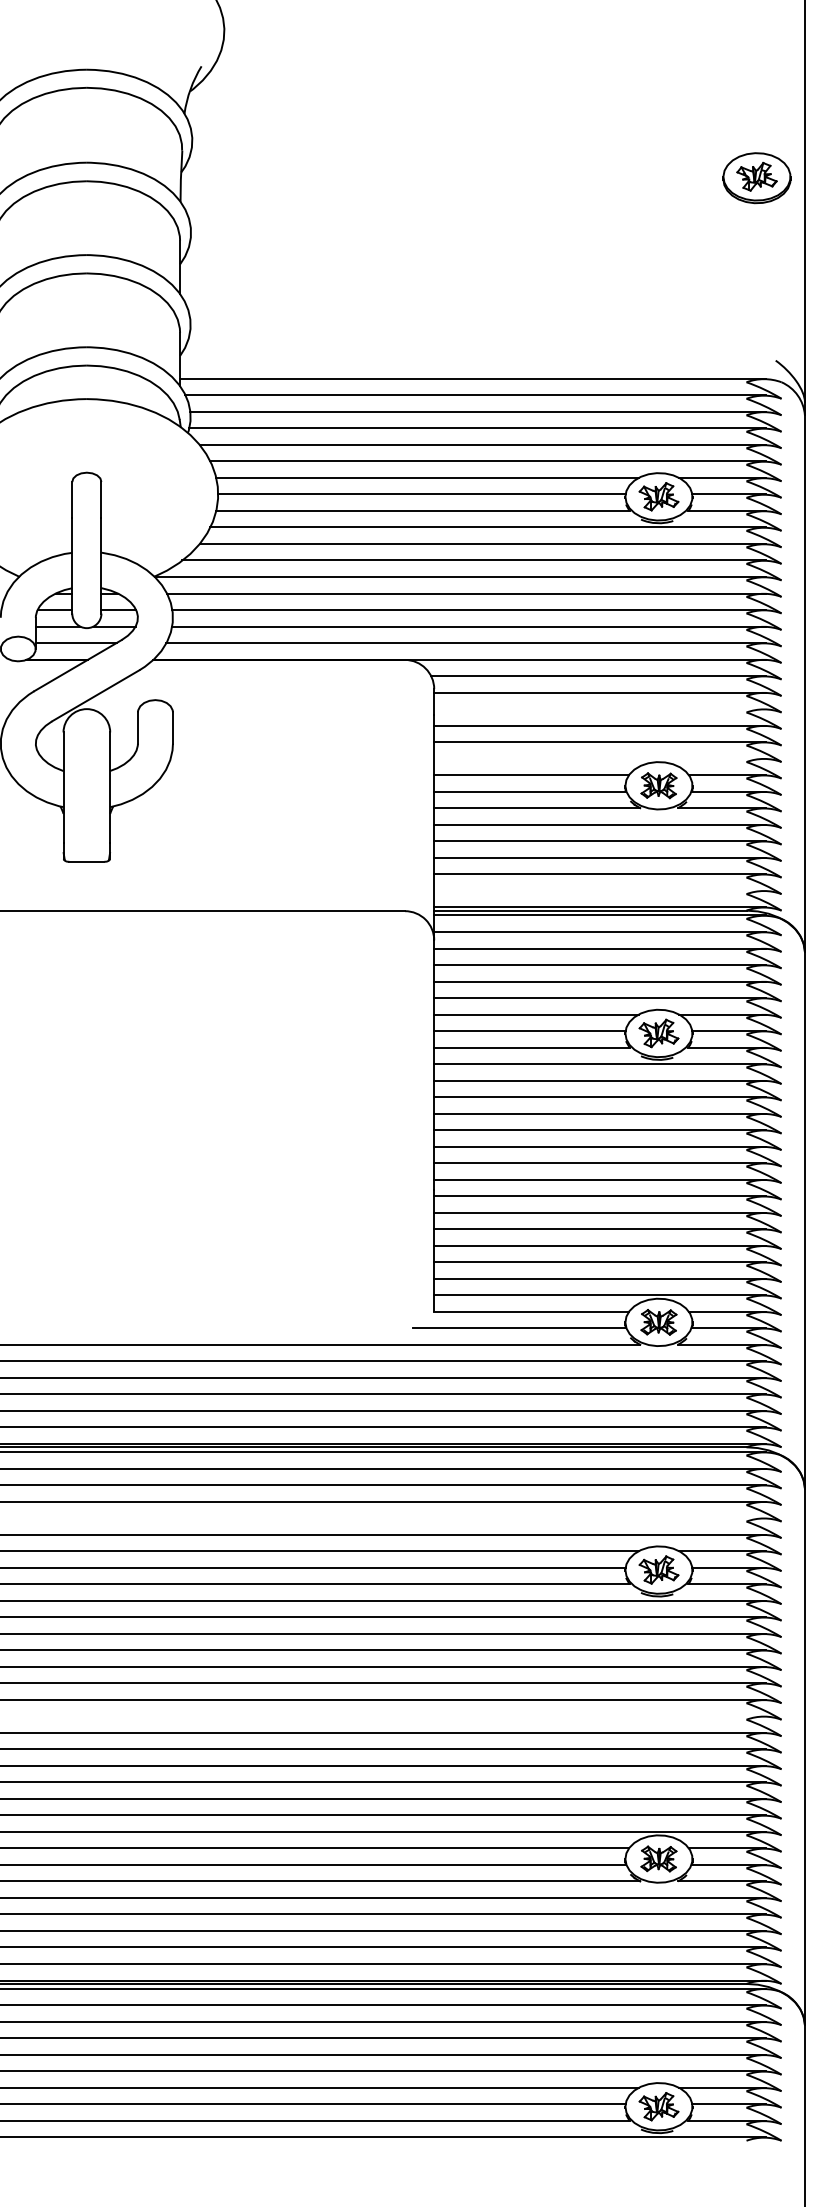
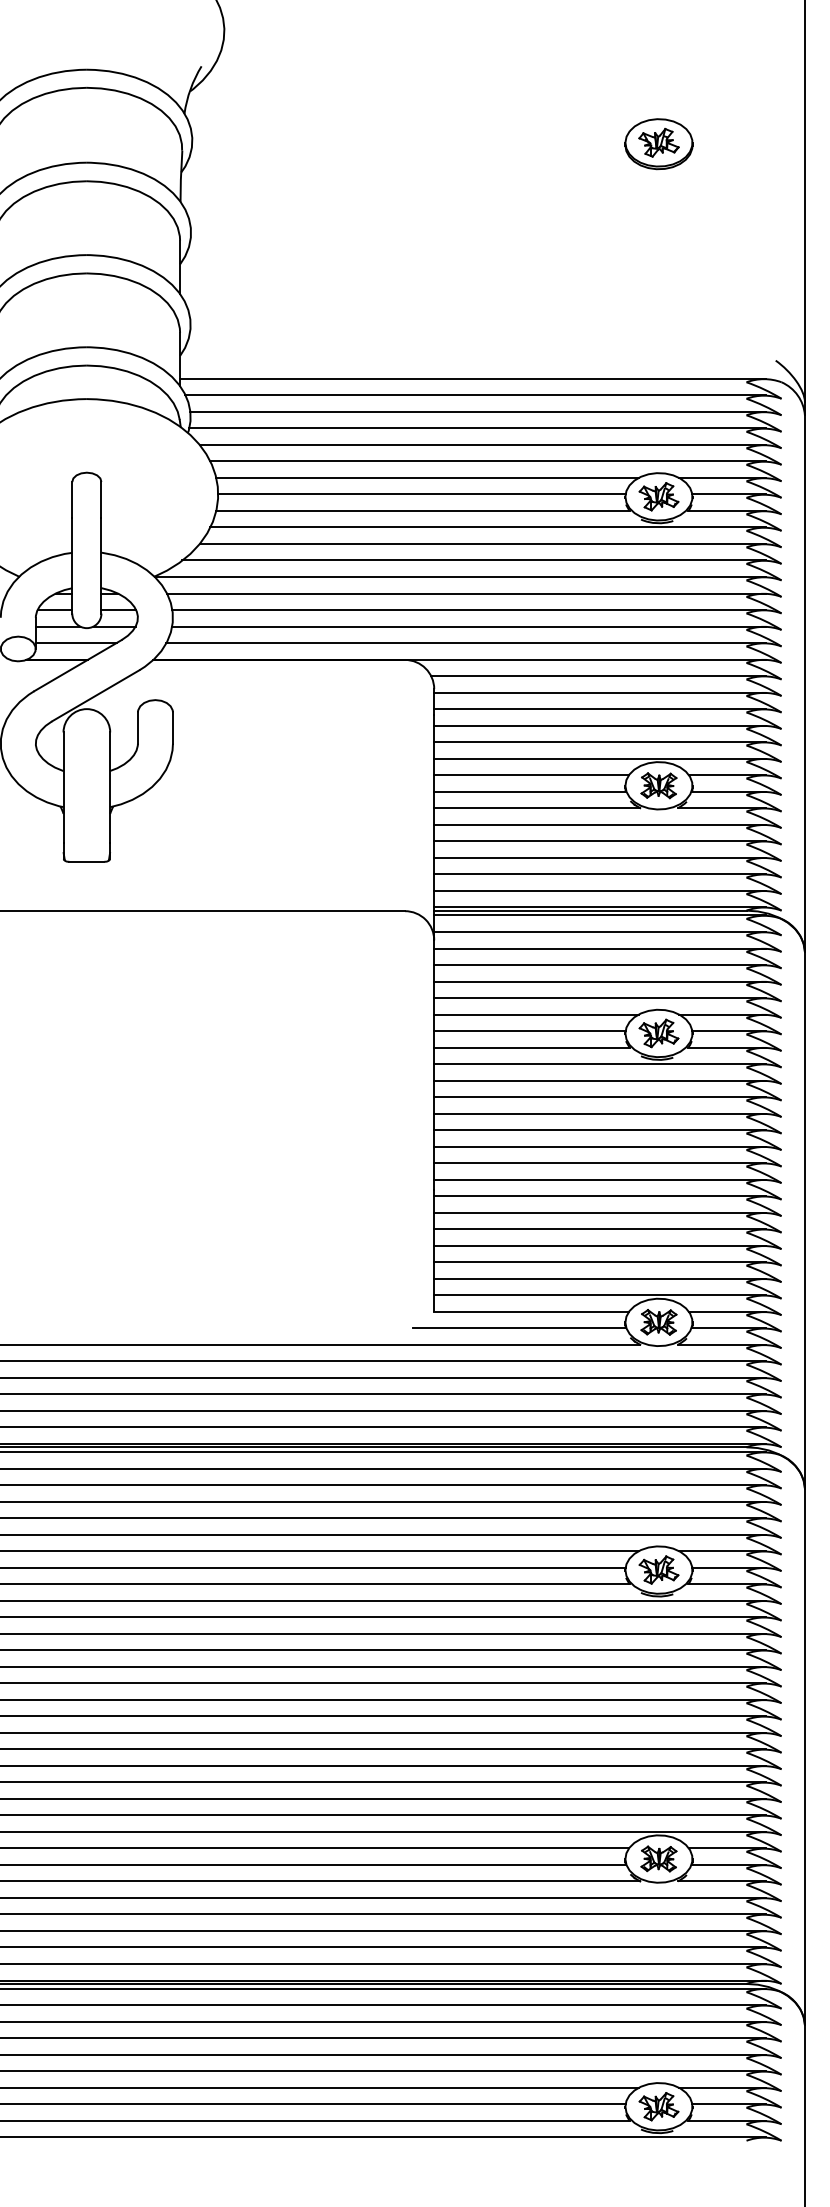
part position: (756, 178) -> (658, 144) (658, 144)
line: none -> present (599, 709)
line: none -> present (599, 758)
line: none -> present (599, 890)
line: none -> present (383, 1518)
line: none -> present (383, 1716)
